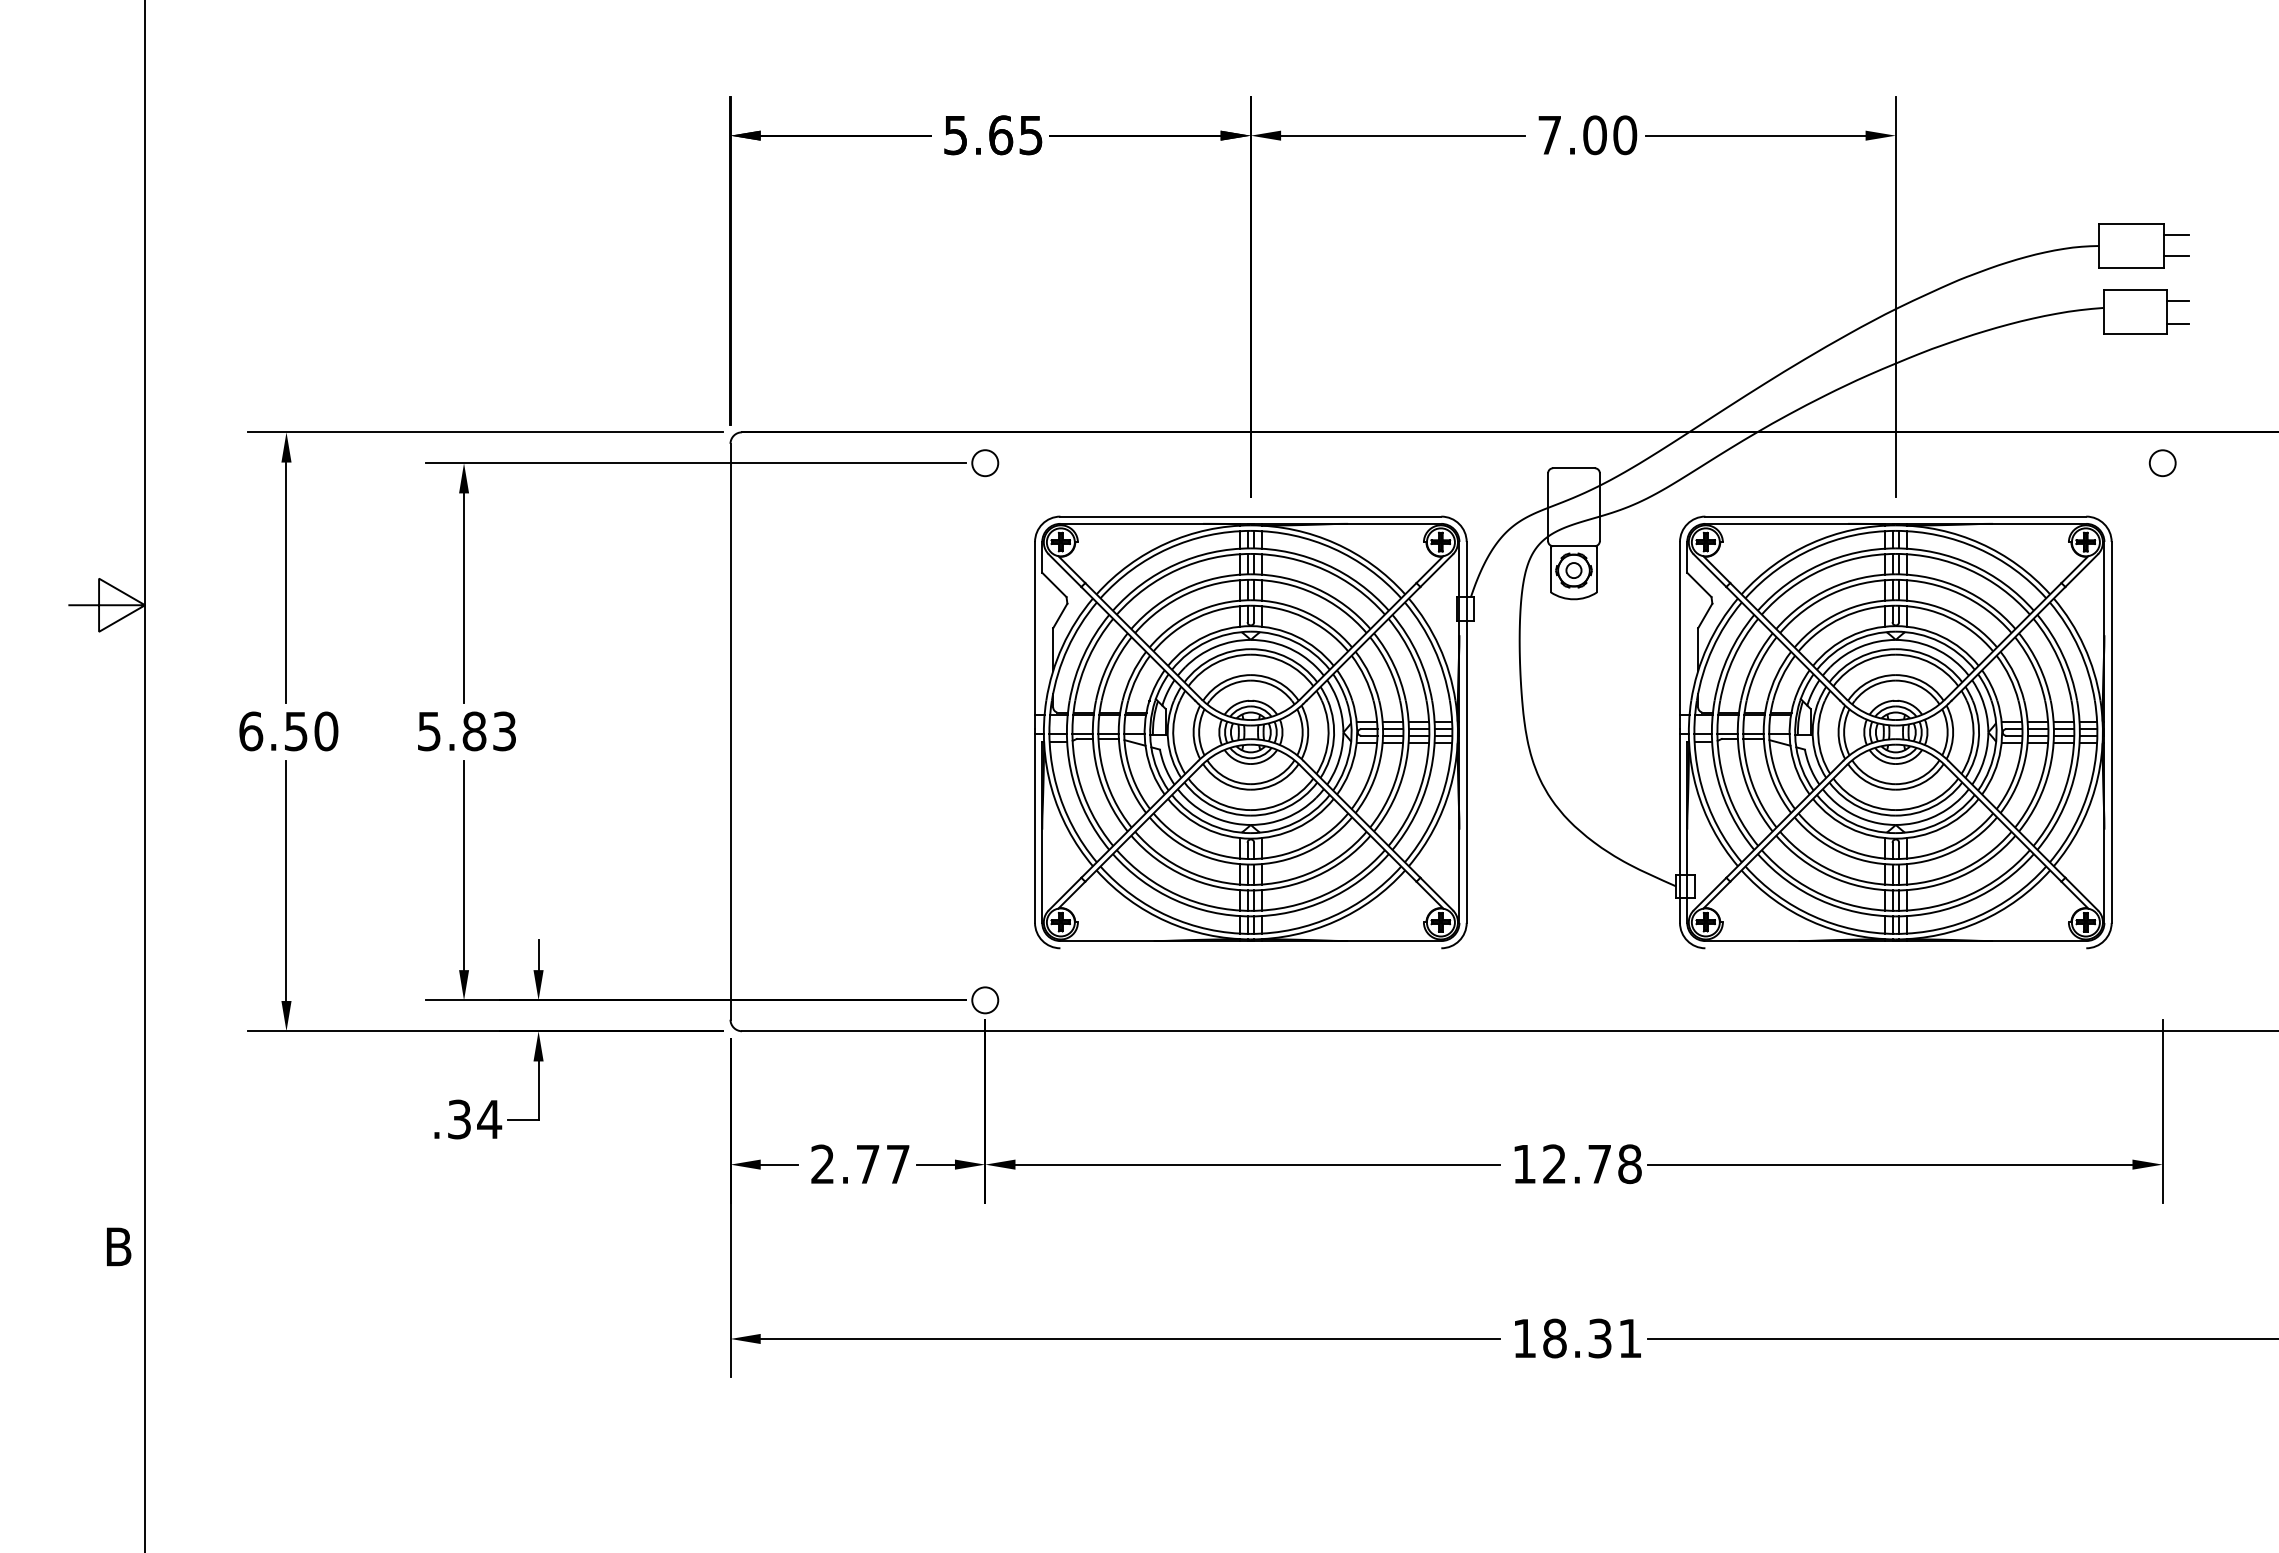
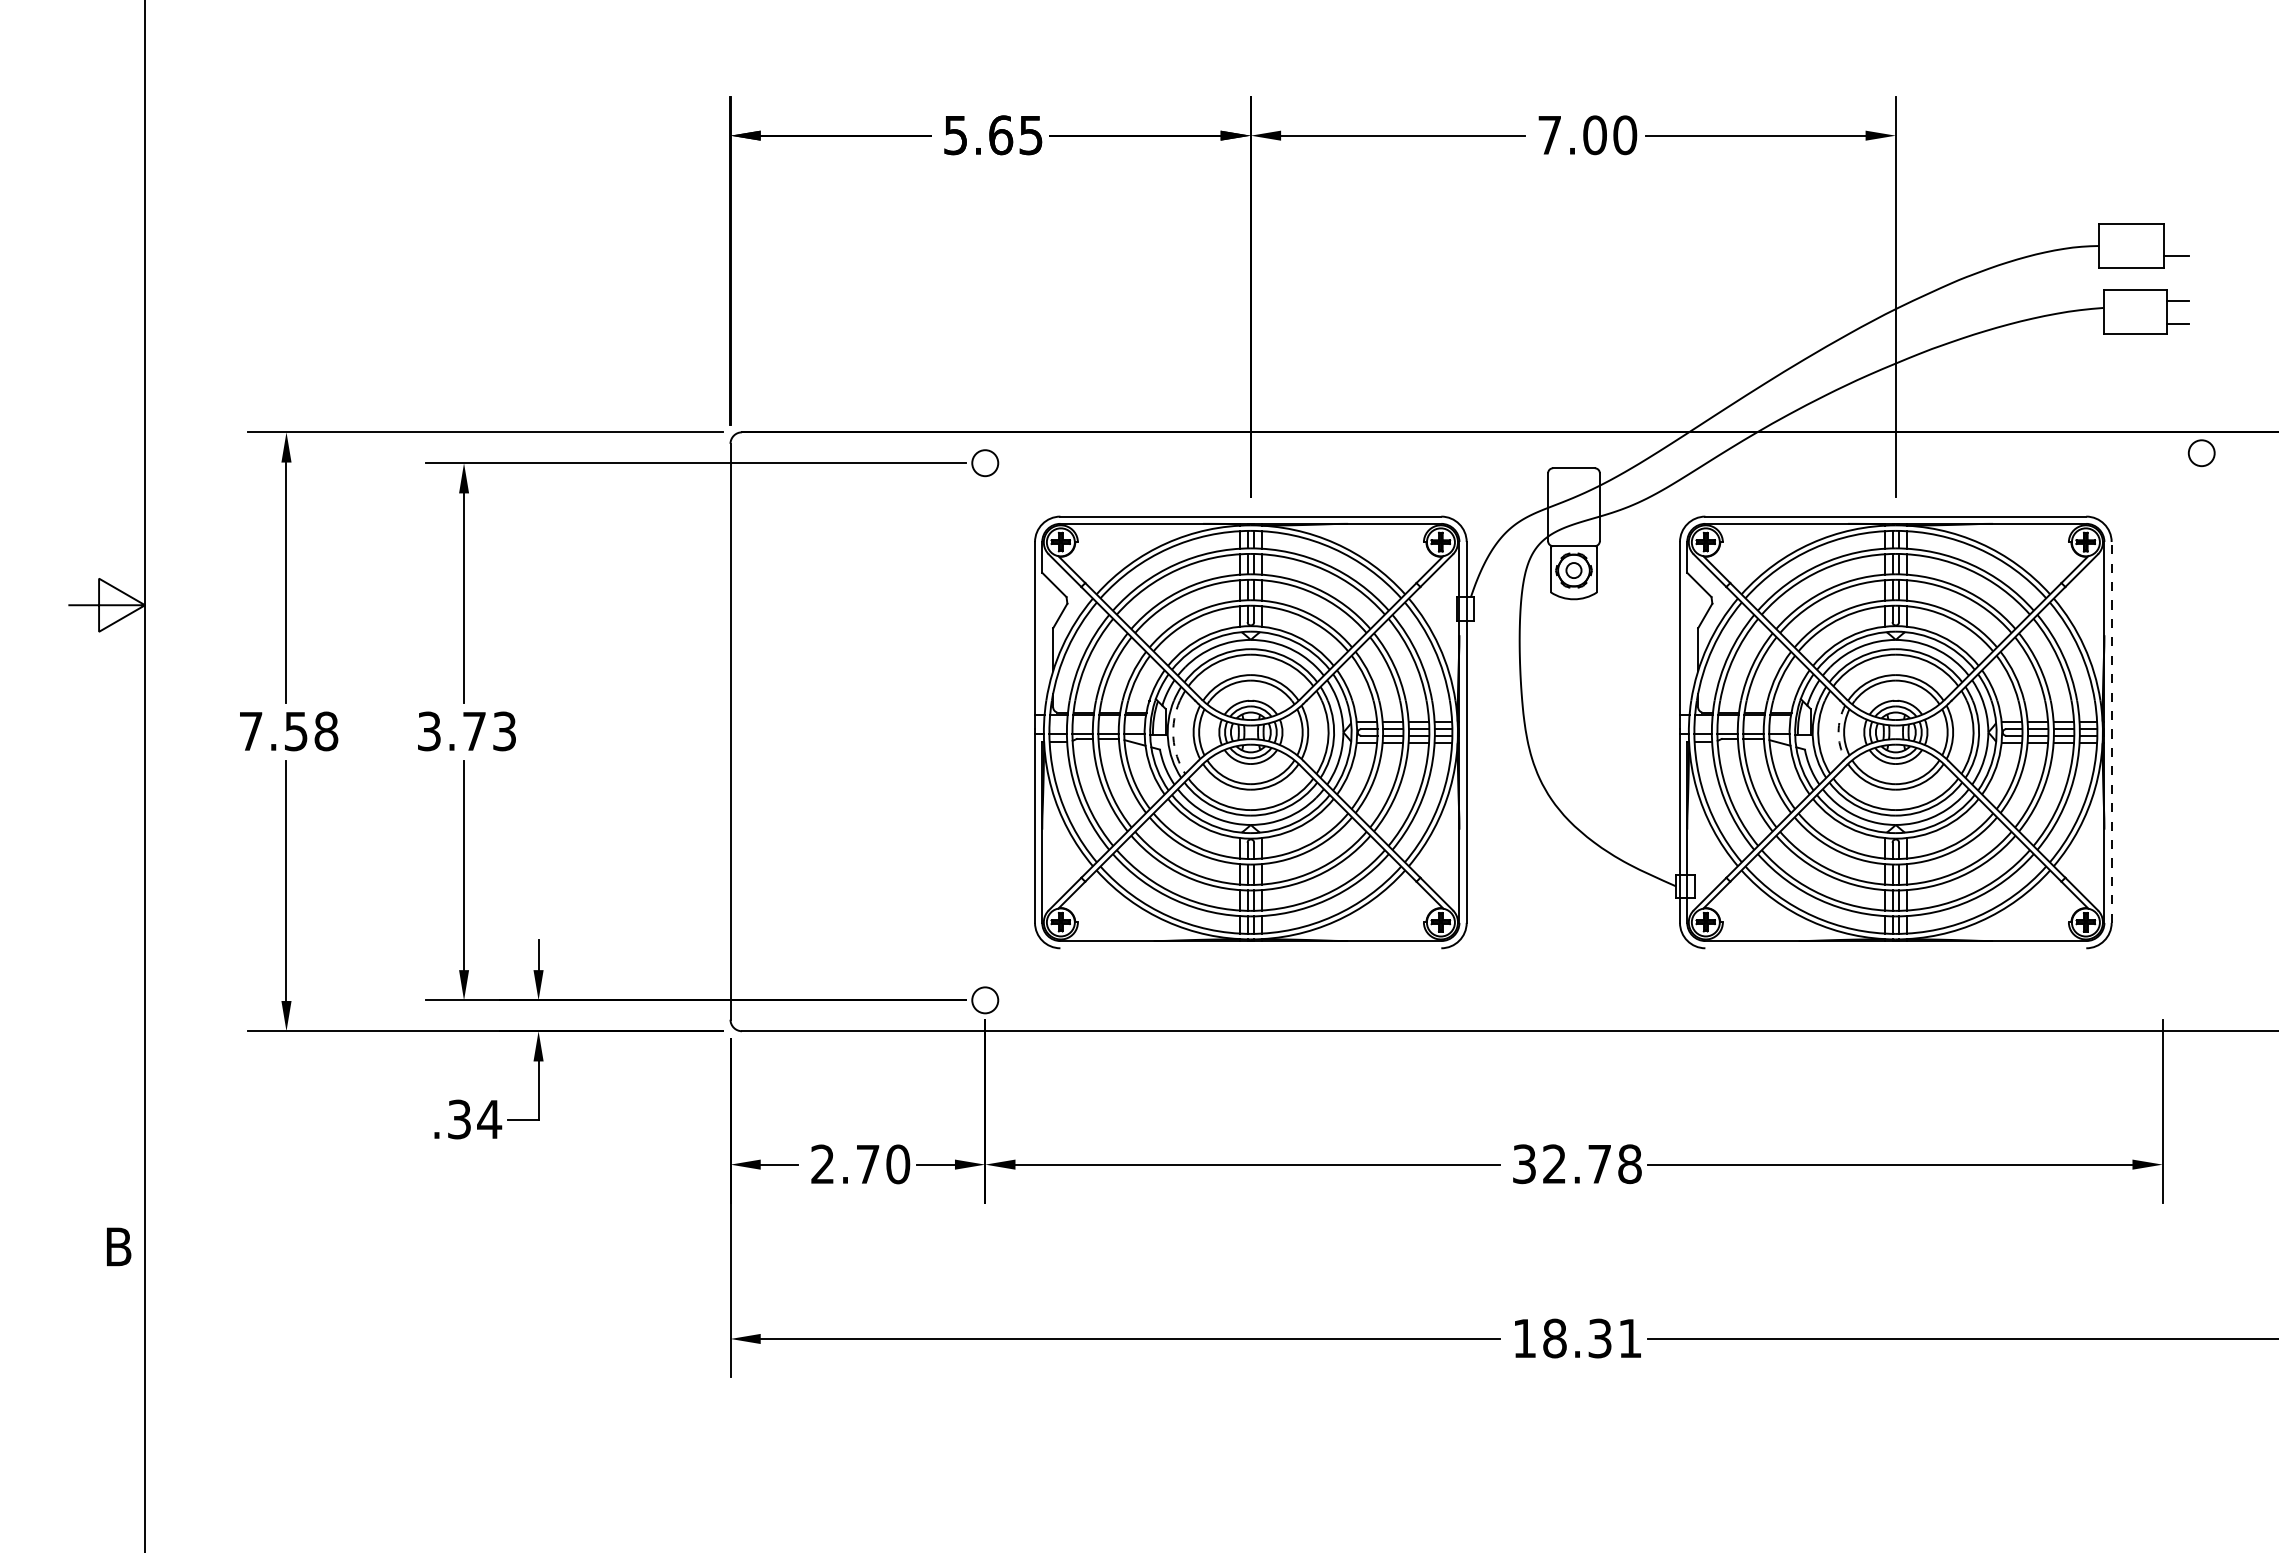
line: present -> none (2176, 234)
circle position: (2162, 463) -> (2201, 453) (2201, 453)
text: 6.50 -> 7.58 (288, 731)
text: 5.83 -> 3.73 (452, 731)
line: solid -> dashed (2111, 731)
arc: solid -> dashed (1838, 732)
arc: solid -> dashed (1173, 738)
text: 2.77 -> 2.70 (898, 1164)
text: 12.78 -> 32.78 (1524, 1164)
